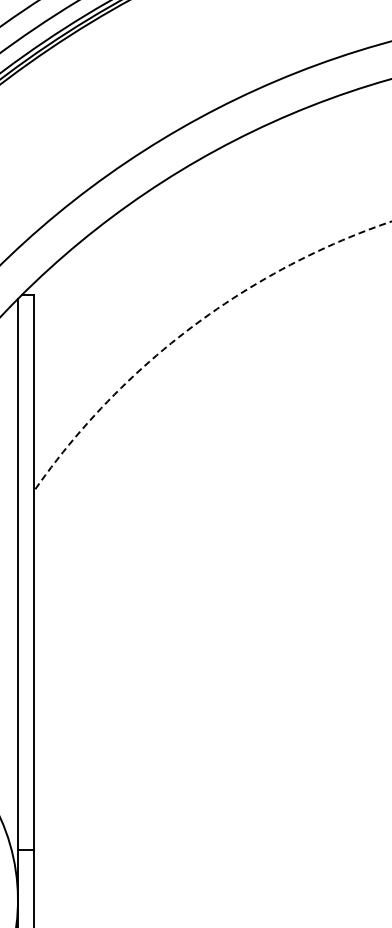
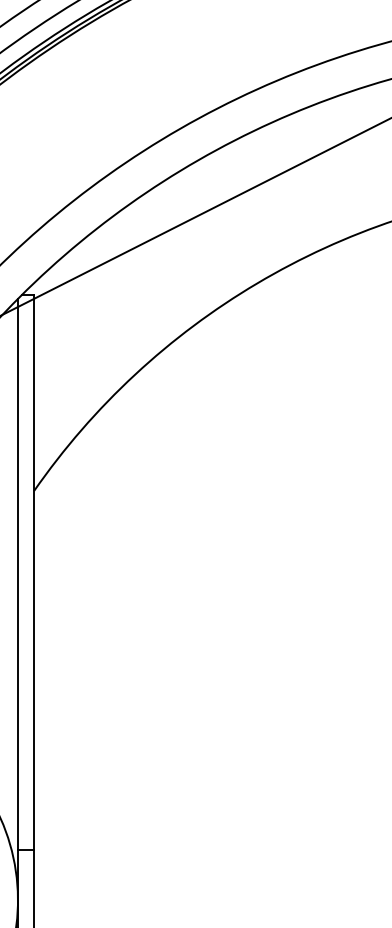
line: none -> present (195, 217)
arc: dashed -> solid (192, 326)
